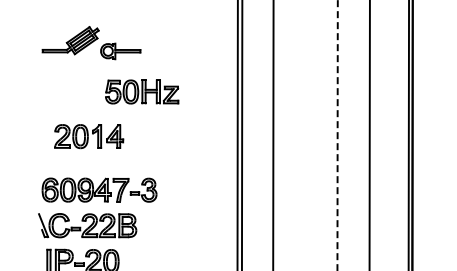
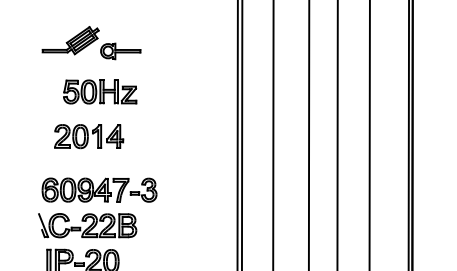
part position: (142, 91) -> (100, 91) (100, 91)
line: none -> present (308, 134)
line: dashed -> solid (337, 135)
